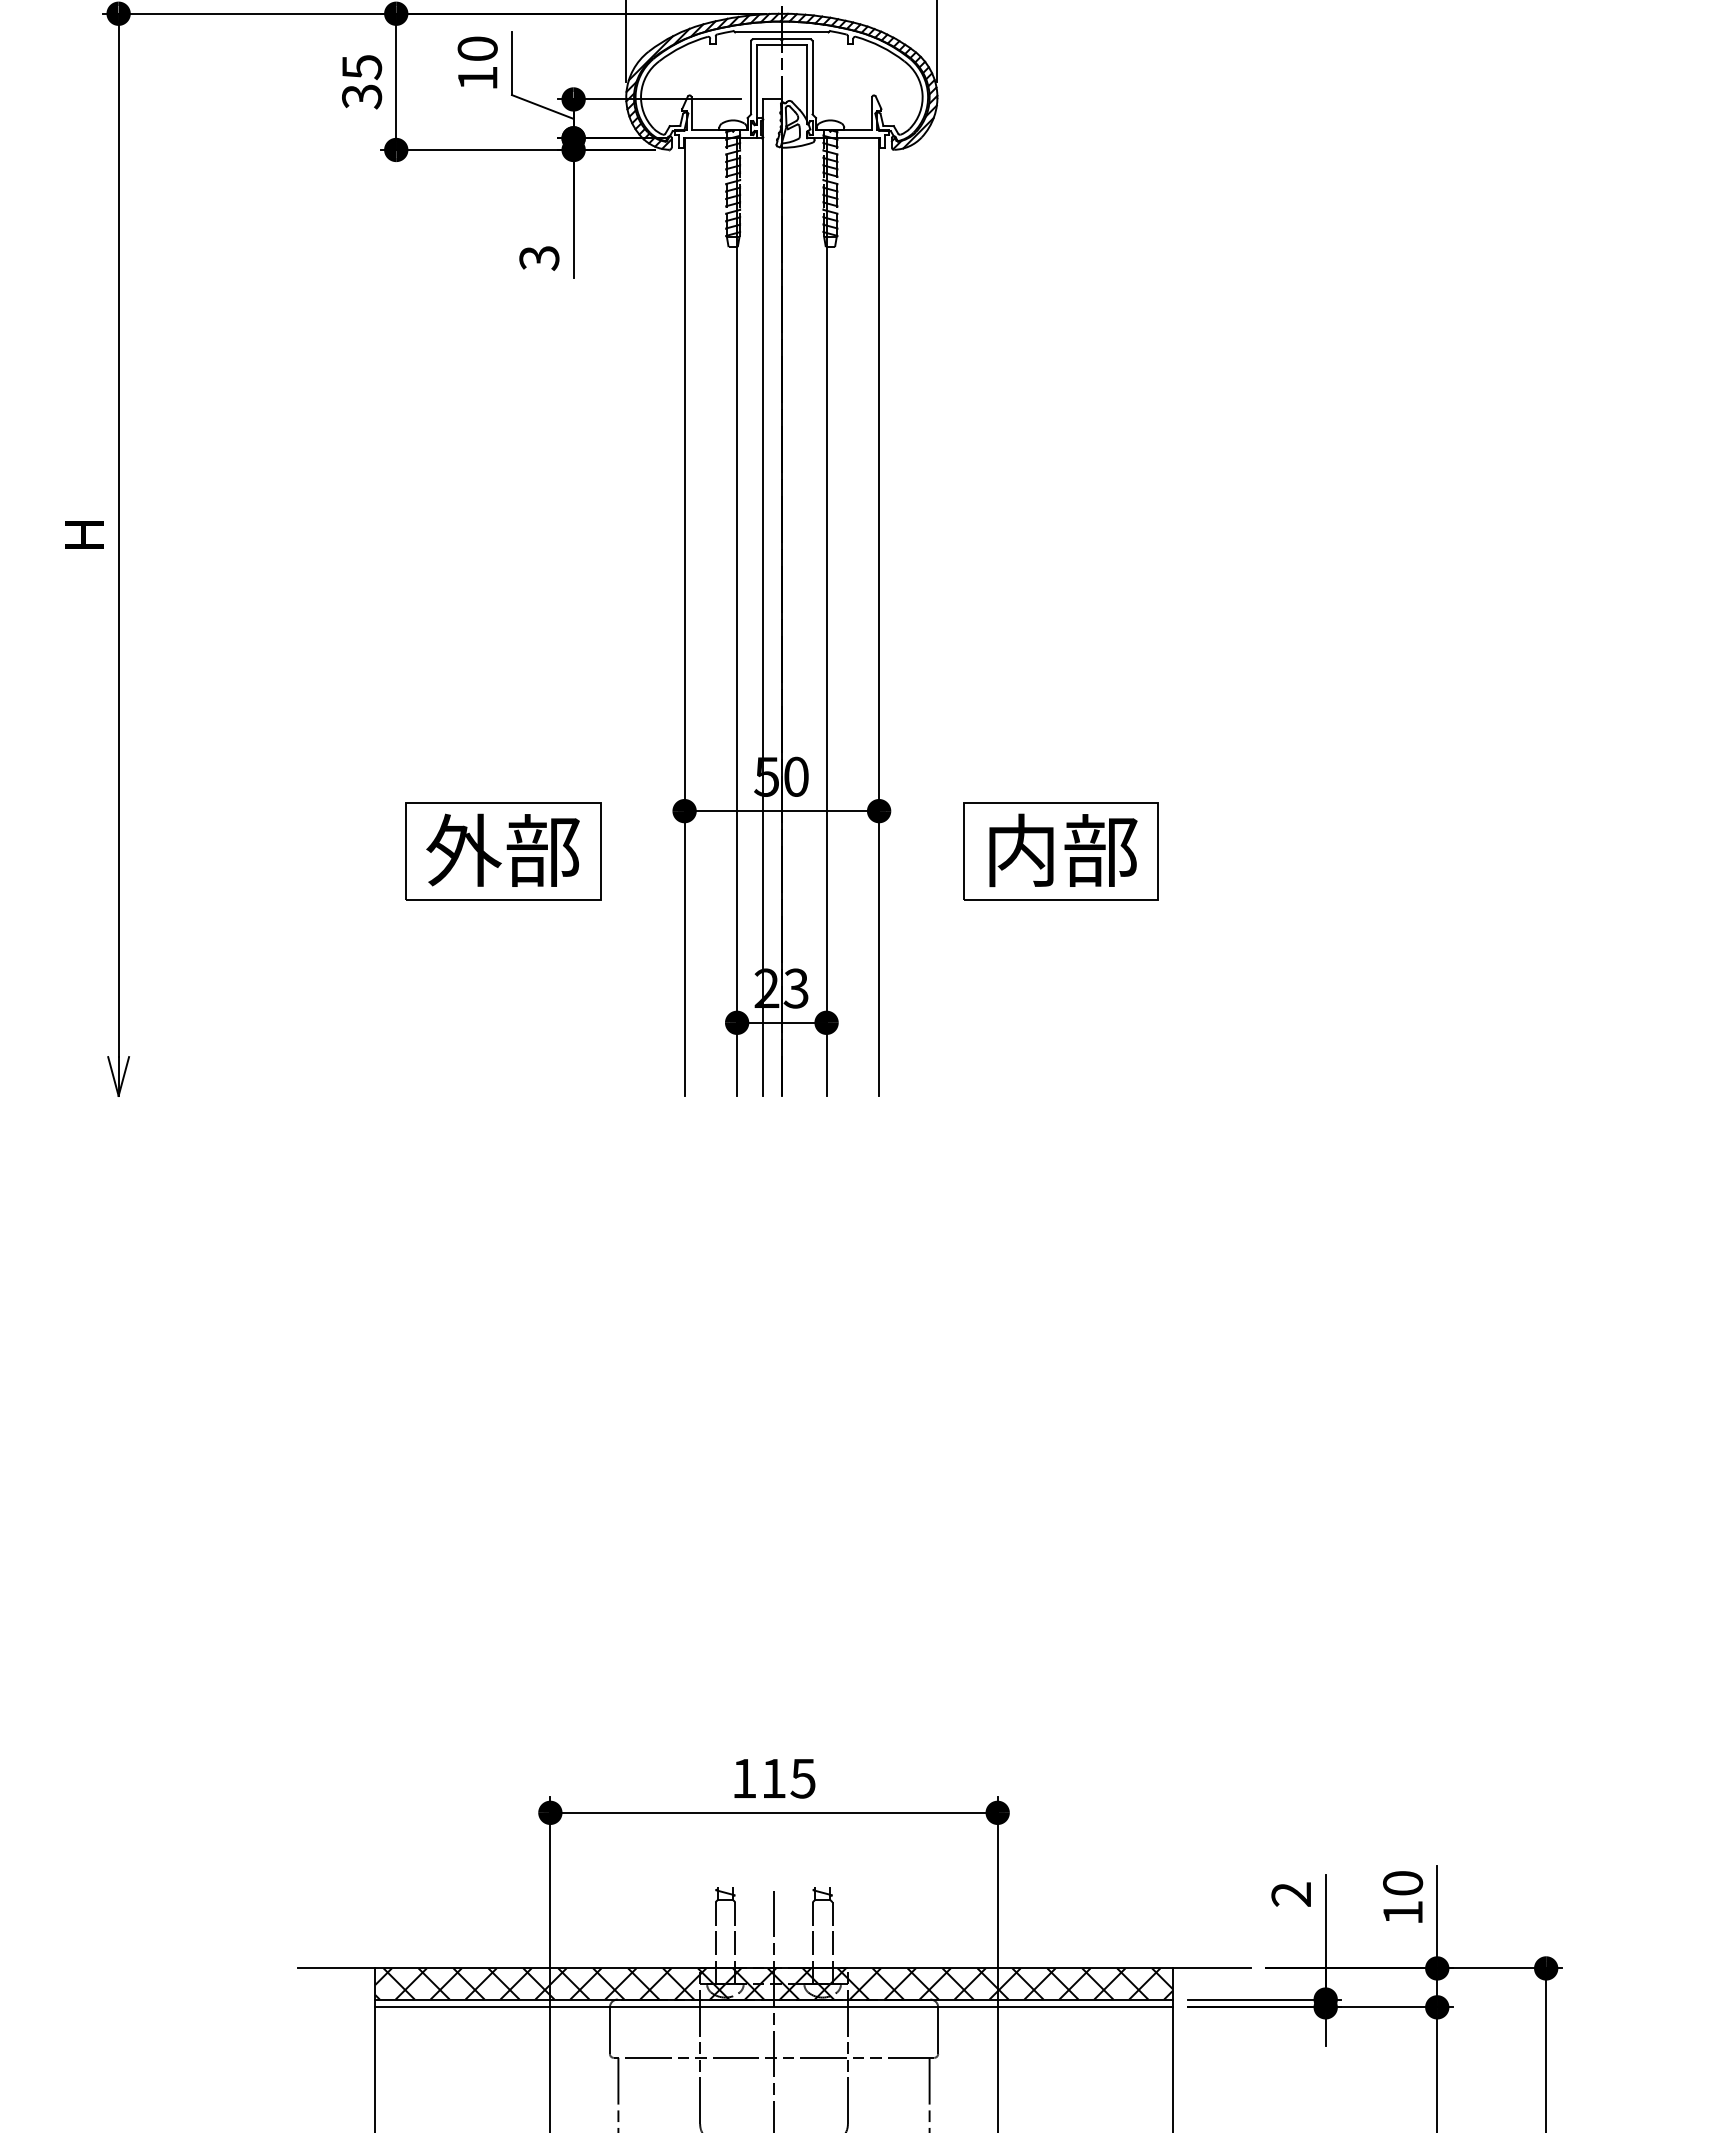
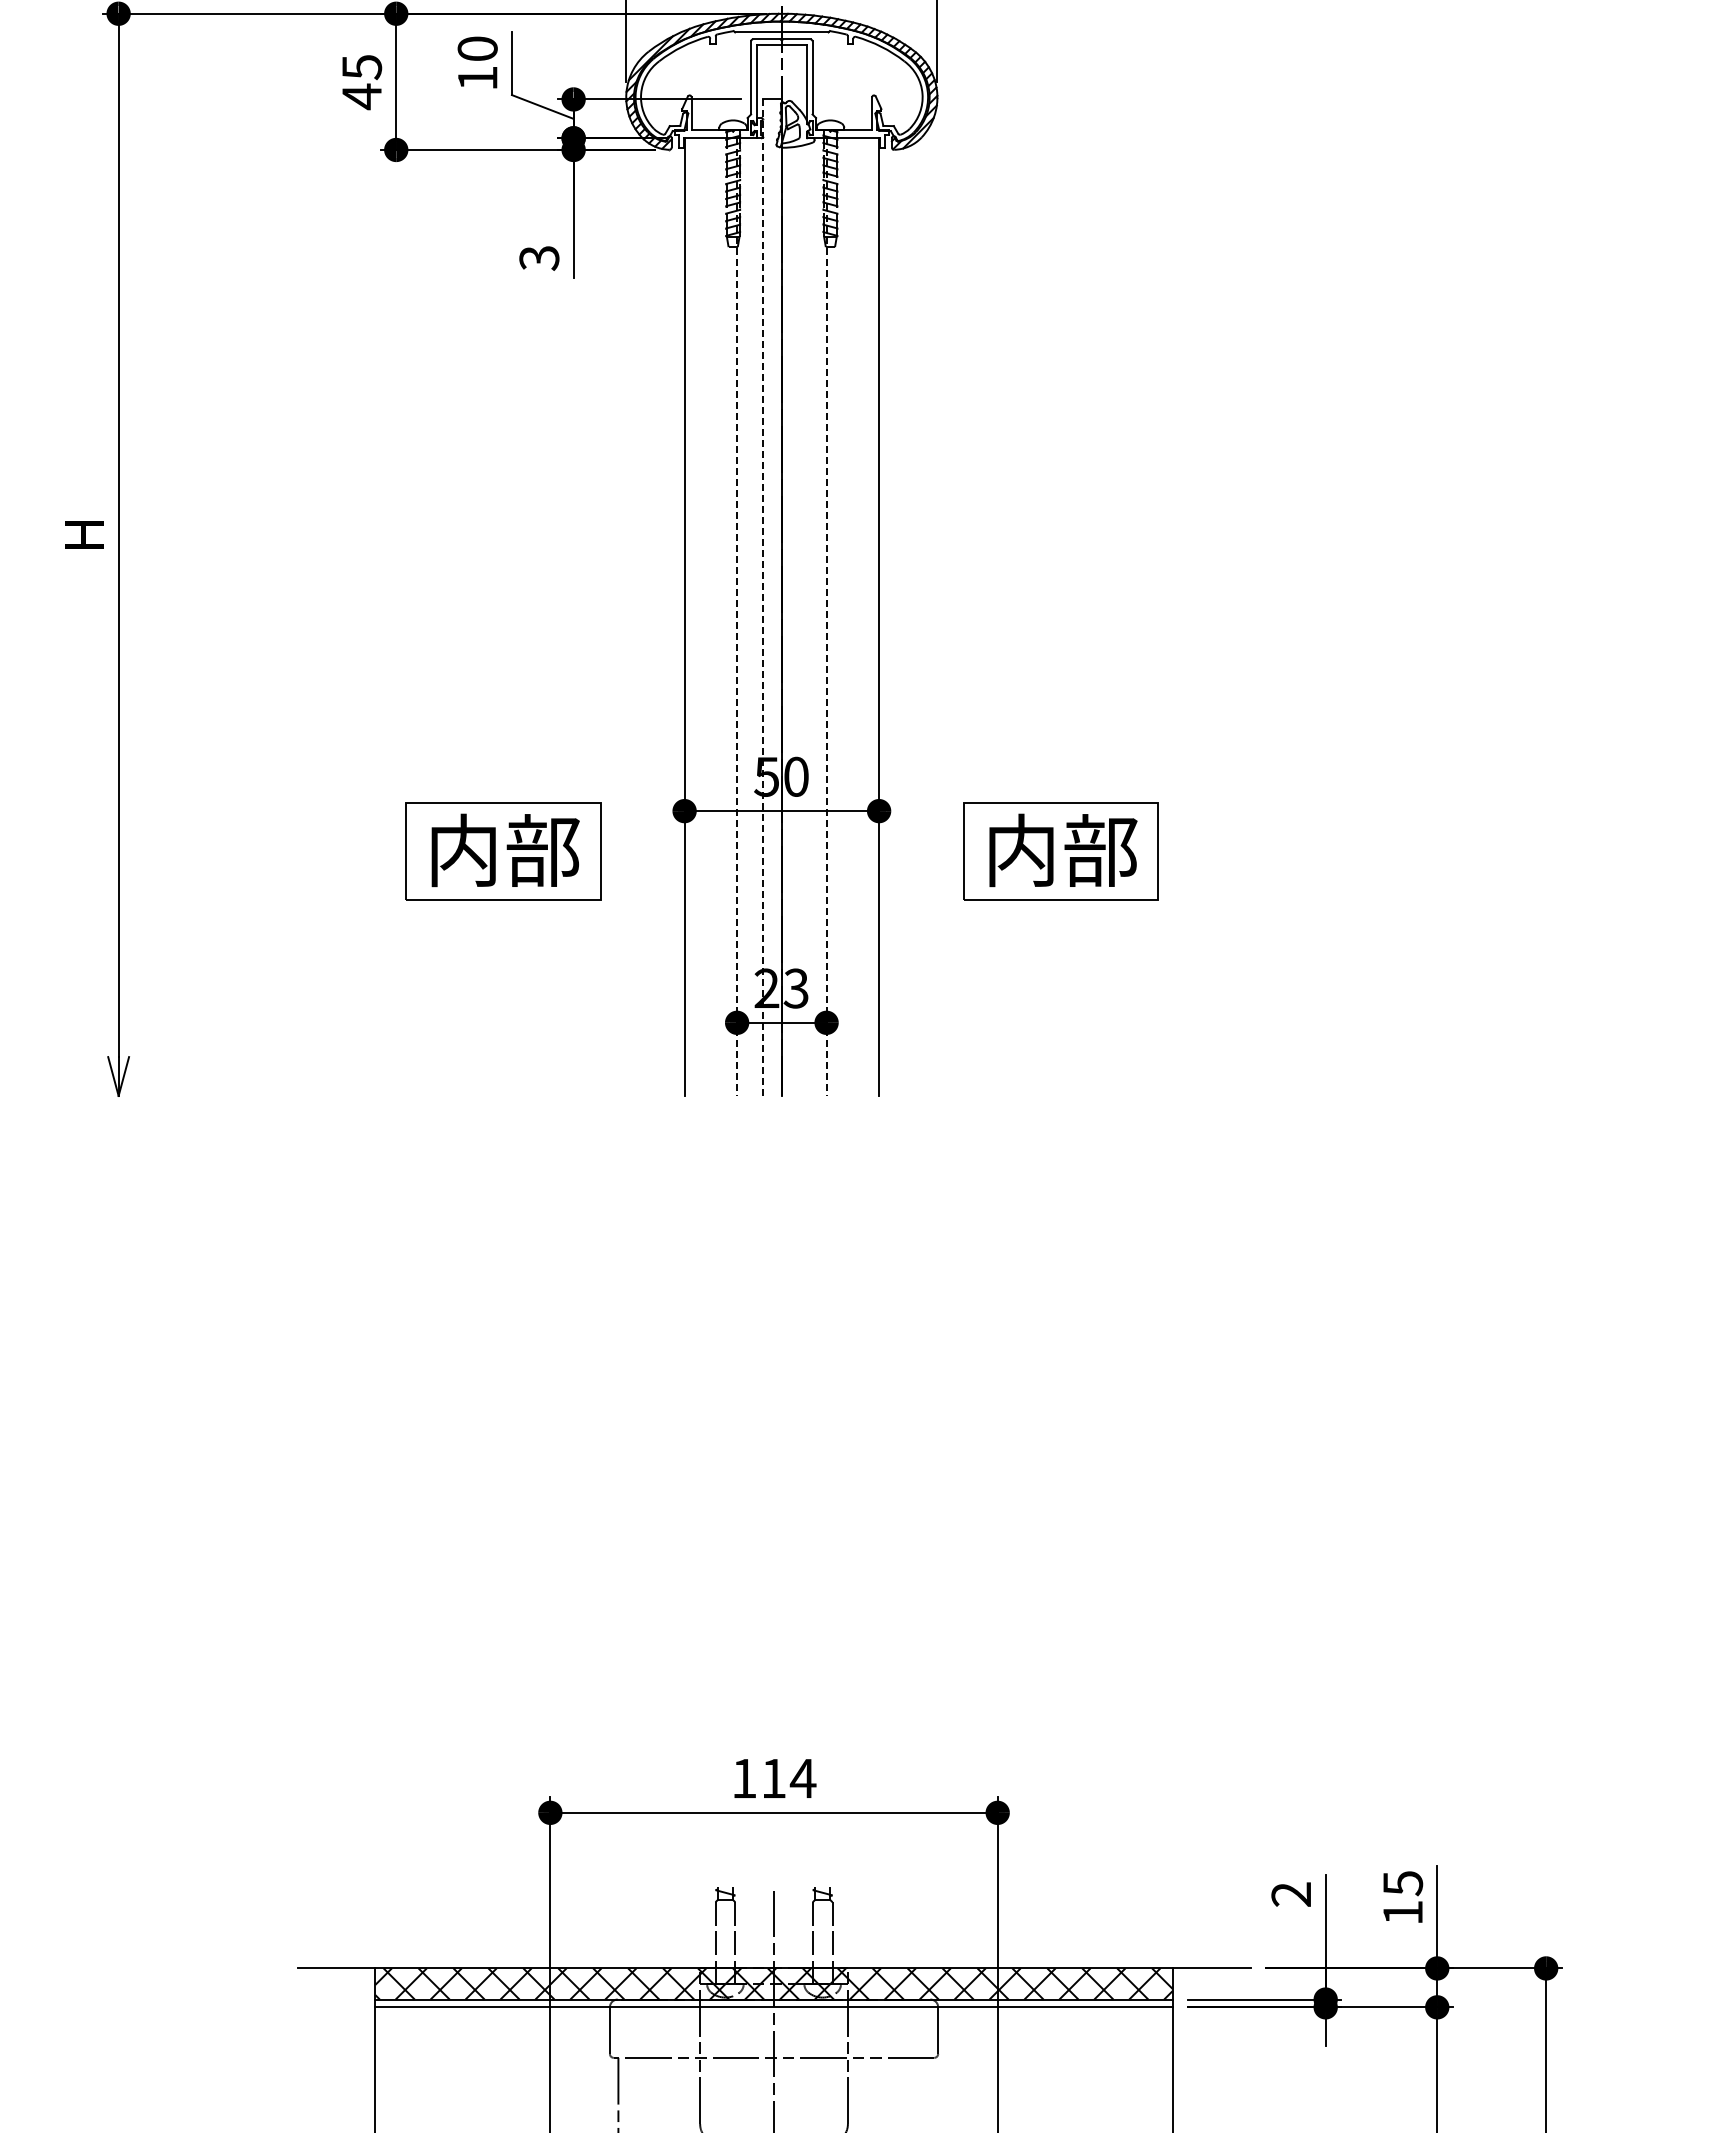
text: 35 -> 45 (362, 96)
line: solid -> dashed (762, 597)
line: solid -> dashed (737, 617)
line: solid -> dashed (826, 617)
text: 外部 -> 内部 (463, 850)
text: 115 -> 114 (802, 1778)
text: 10 -> 15 (1403, 1883)
line: present -> none (929, 2093)
